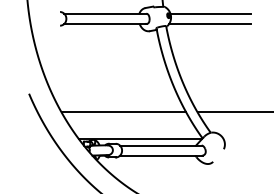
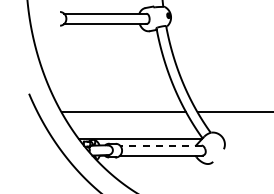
line: present -> none (210, 13)
line: present -> none (210, 23)
line: solid -> dashed (160, 145)
